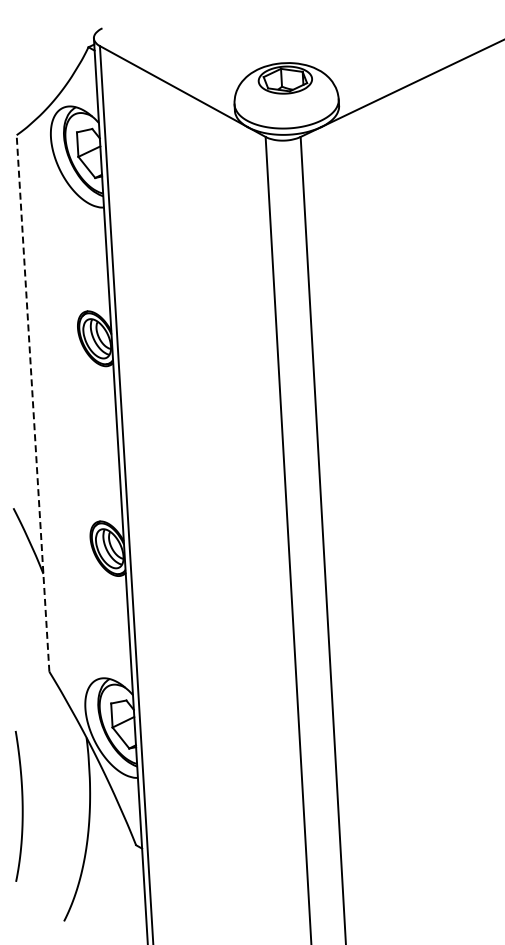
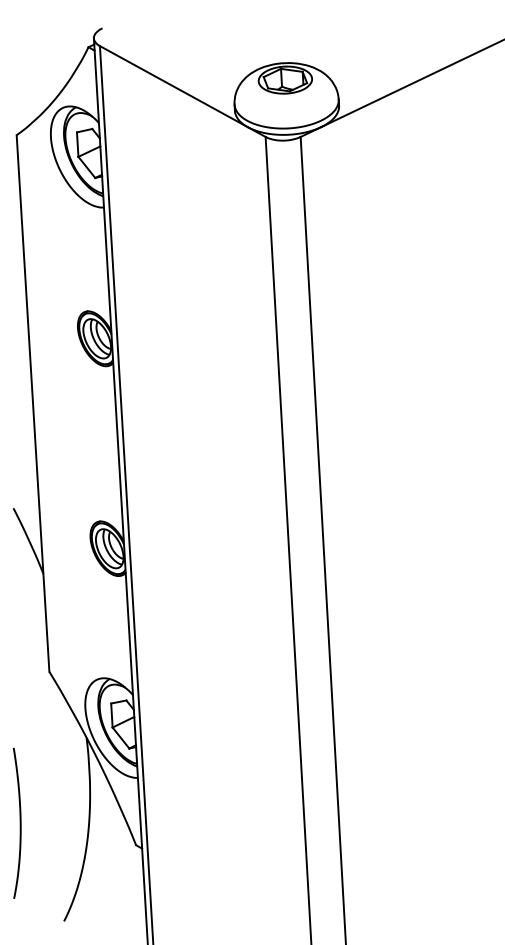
line: dashed -> solid (33, 403)
curve position: (21, 806) -> (19, 823) (19, 823)
